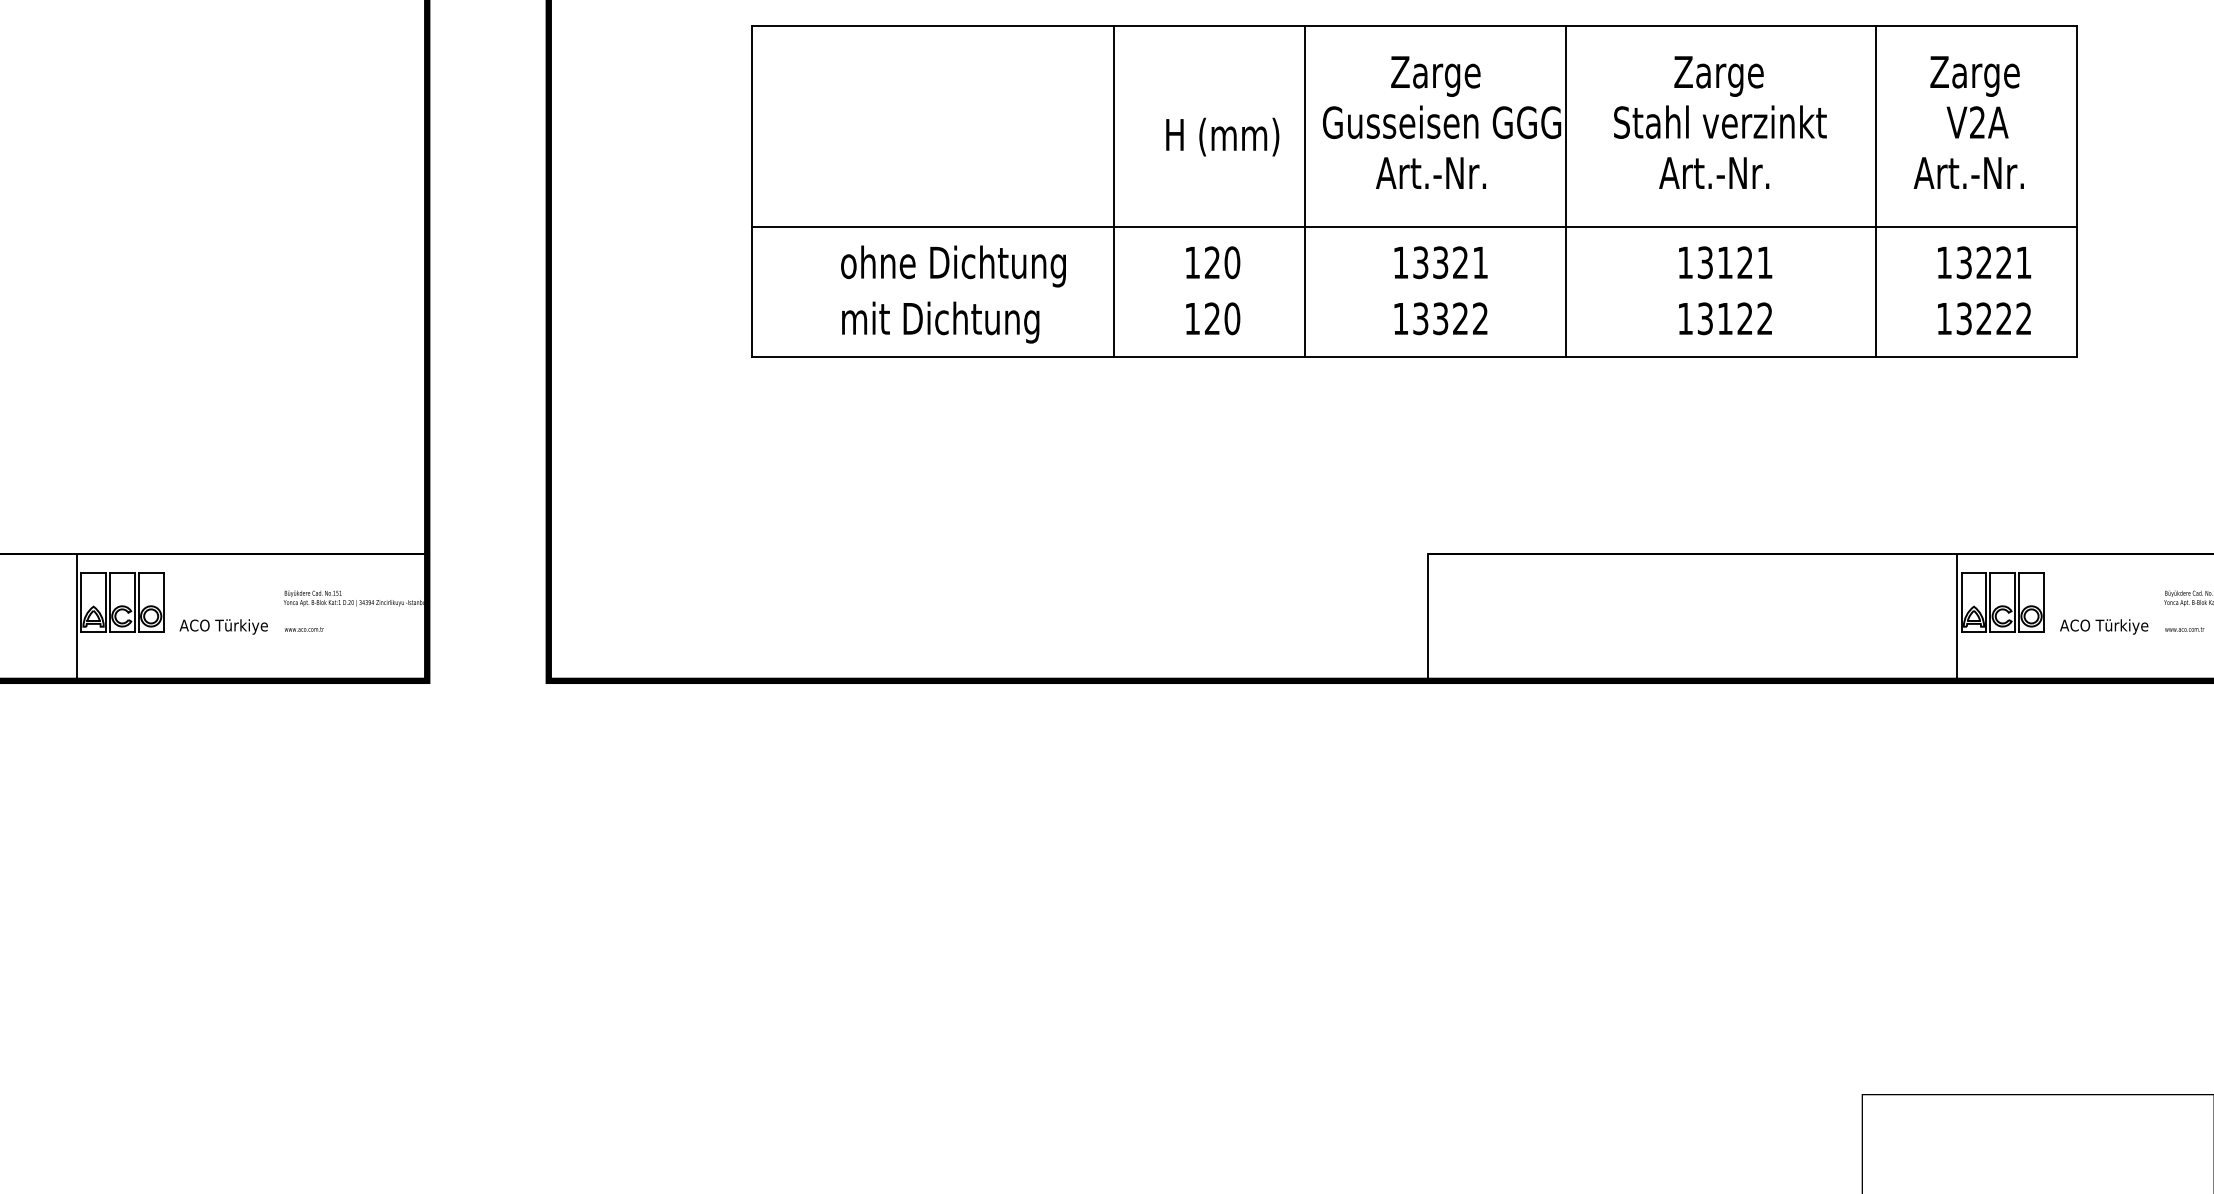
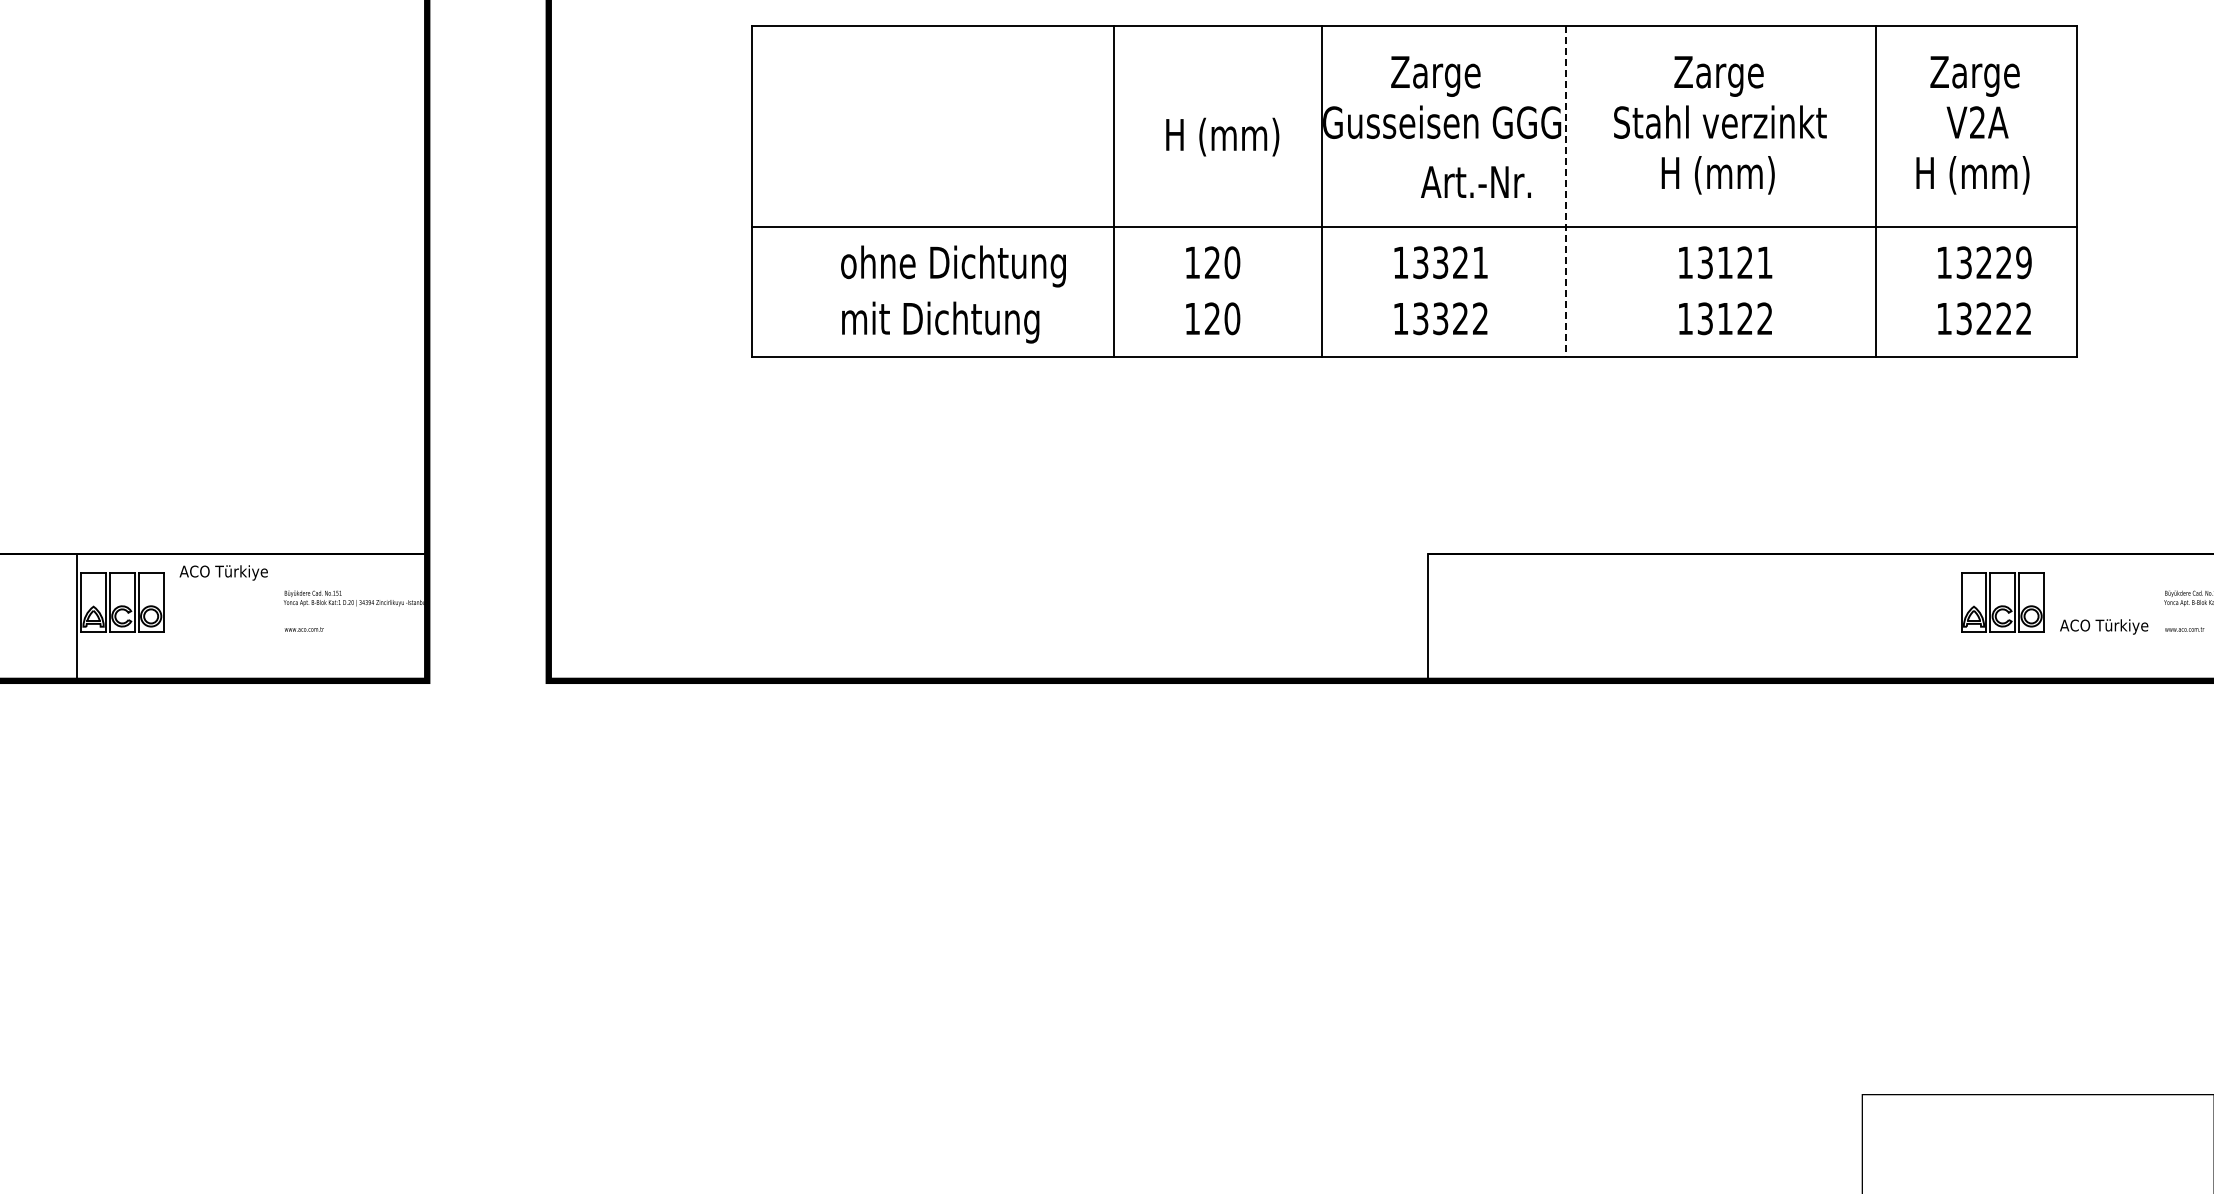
text position: (1430, 172) -> (1475, 181) (1475, 181)
text: Art.-Nr. -> H (mm) (1716, 175)
text: Art.-Nr. -> H (mm) (1971, 175)
line position: (1304, 191) -> (1321, 191) (1321, 191)
line: solid -> dashed (1566, 192)
text: 13221 -> 13229 (2023, 262)
line: present -> none (1957, 617)
text position: (223, 626) -> (223, 572) (223, 572)
